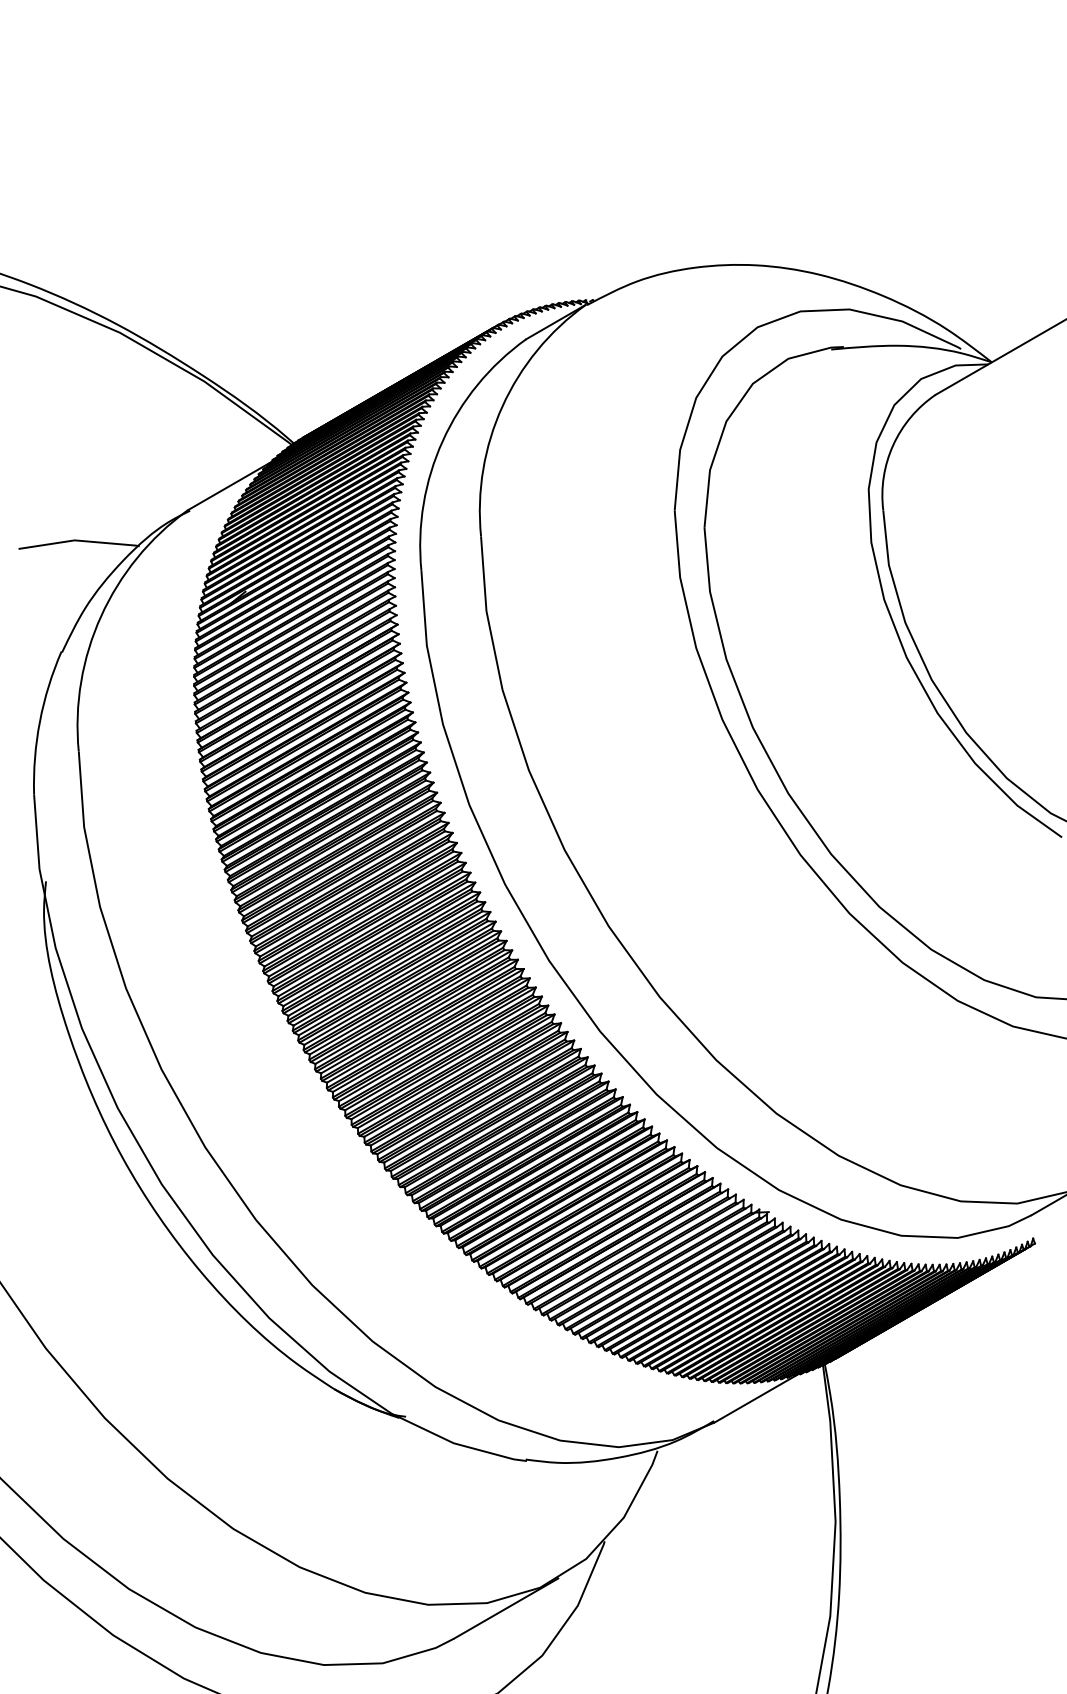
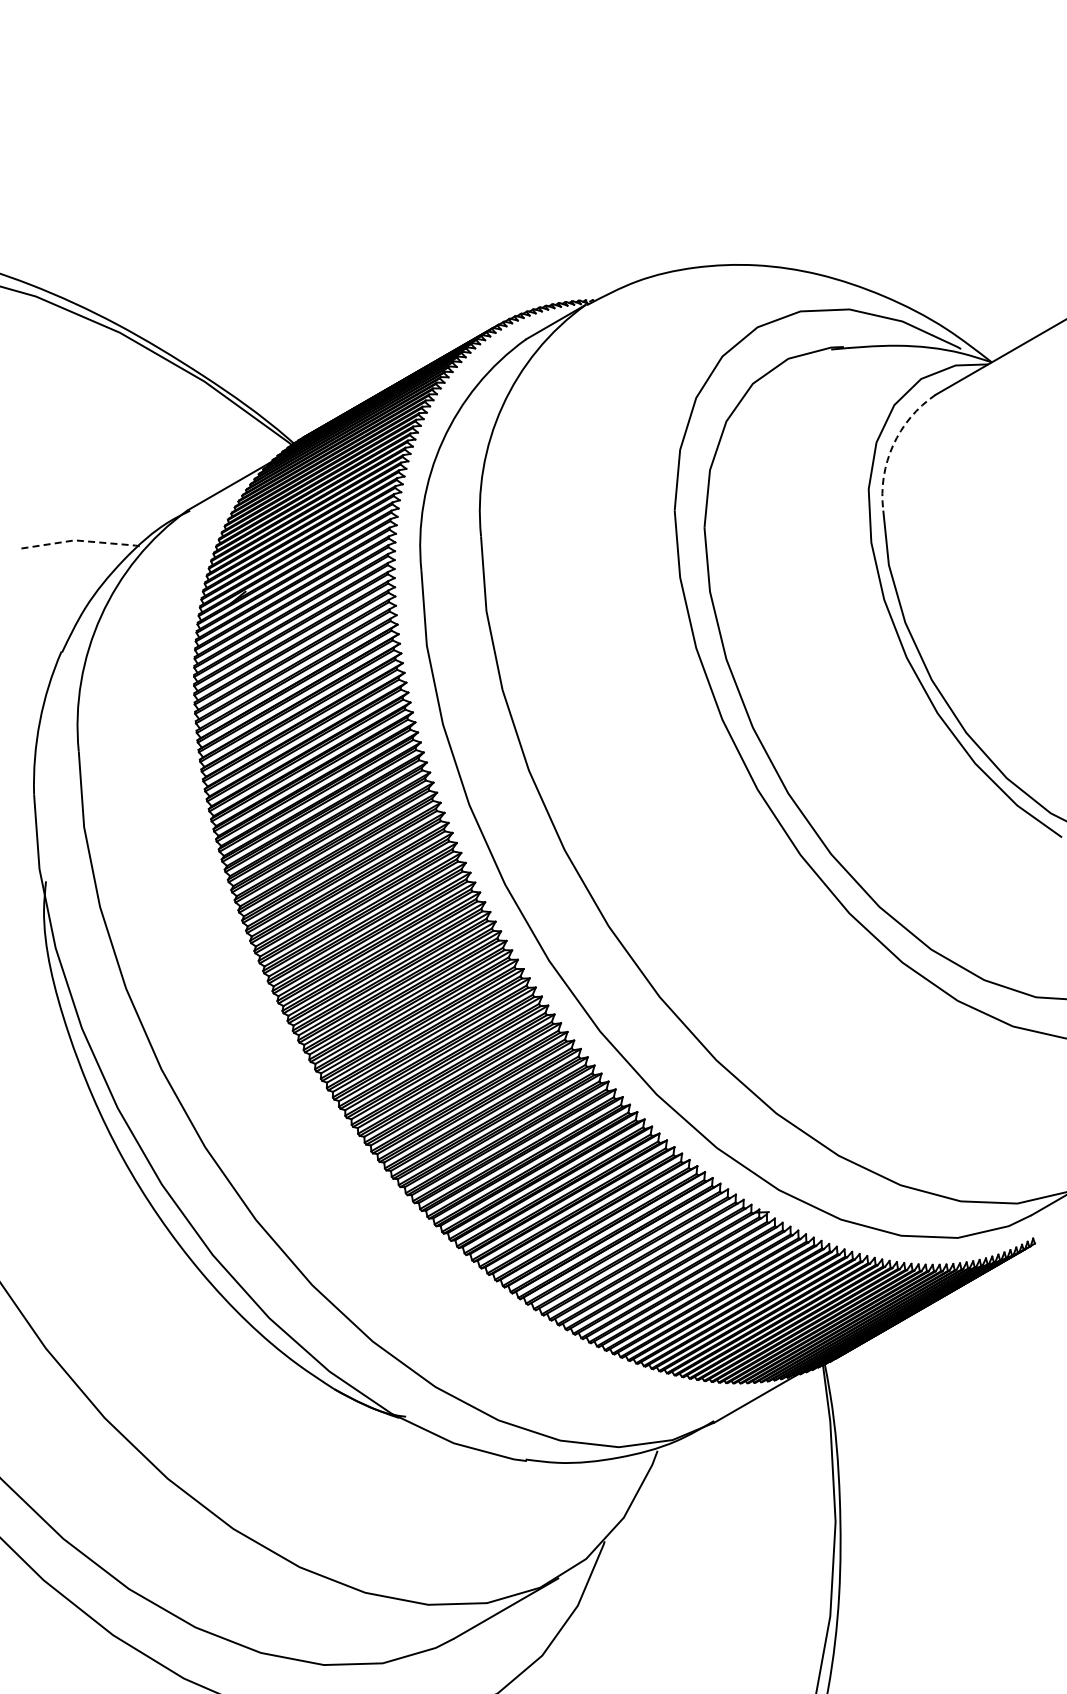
arc: solid -> dashed (893, 445)
line: solid -> dashed (78, 540)
